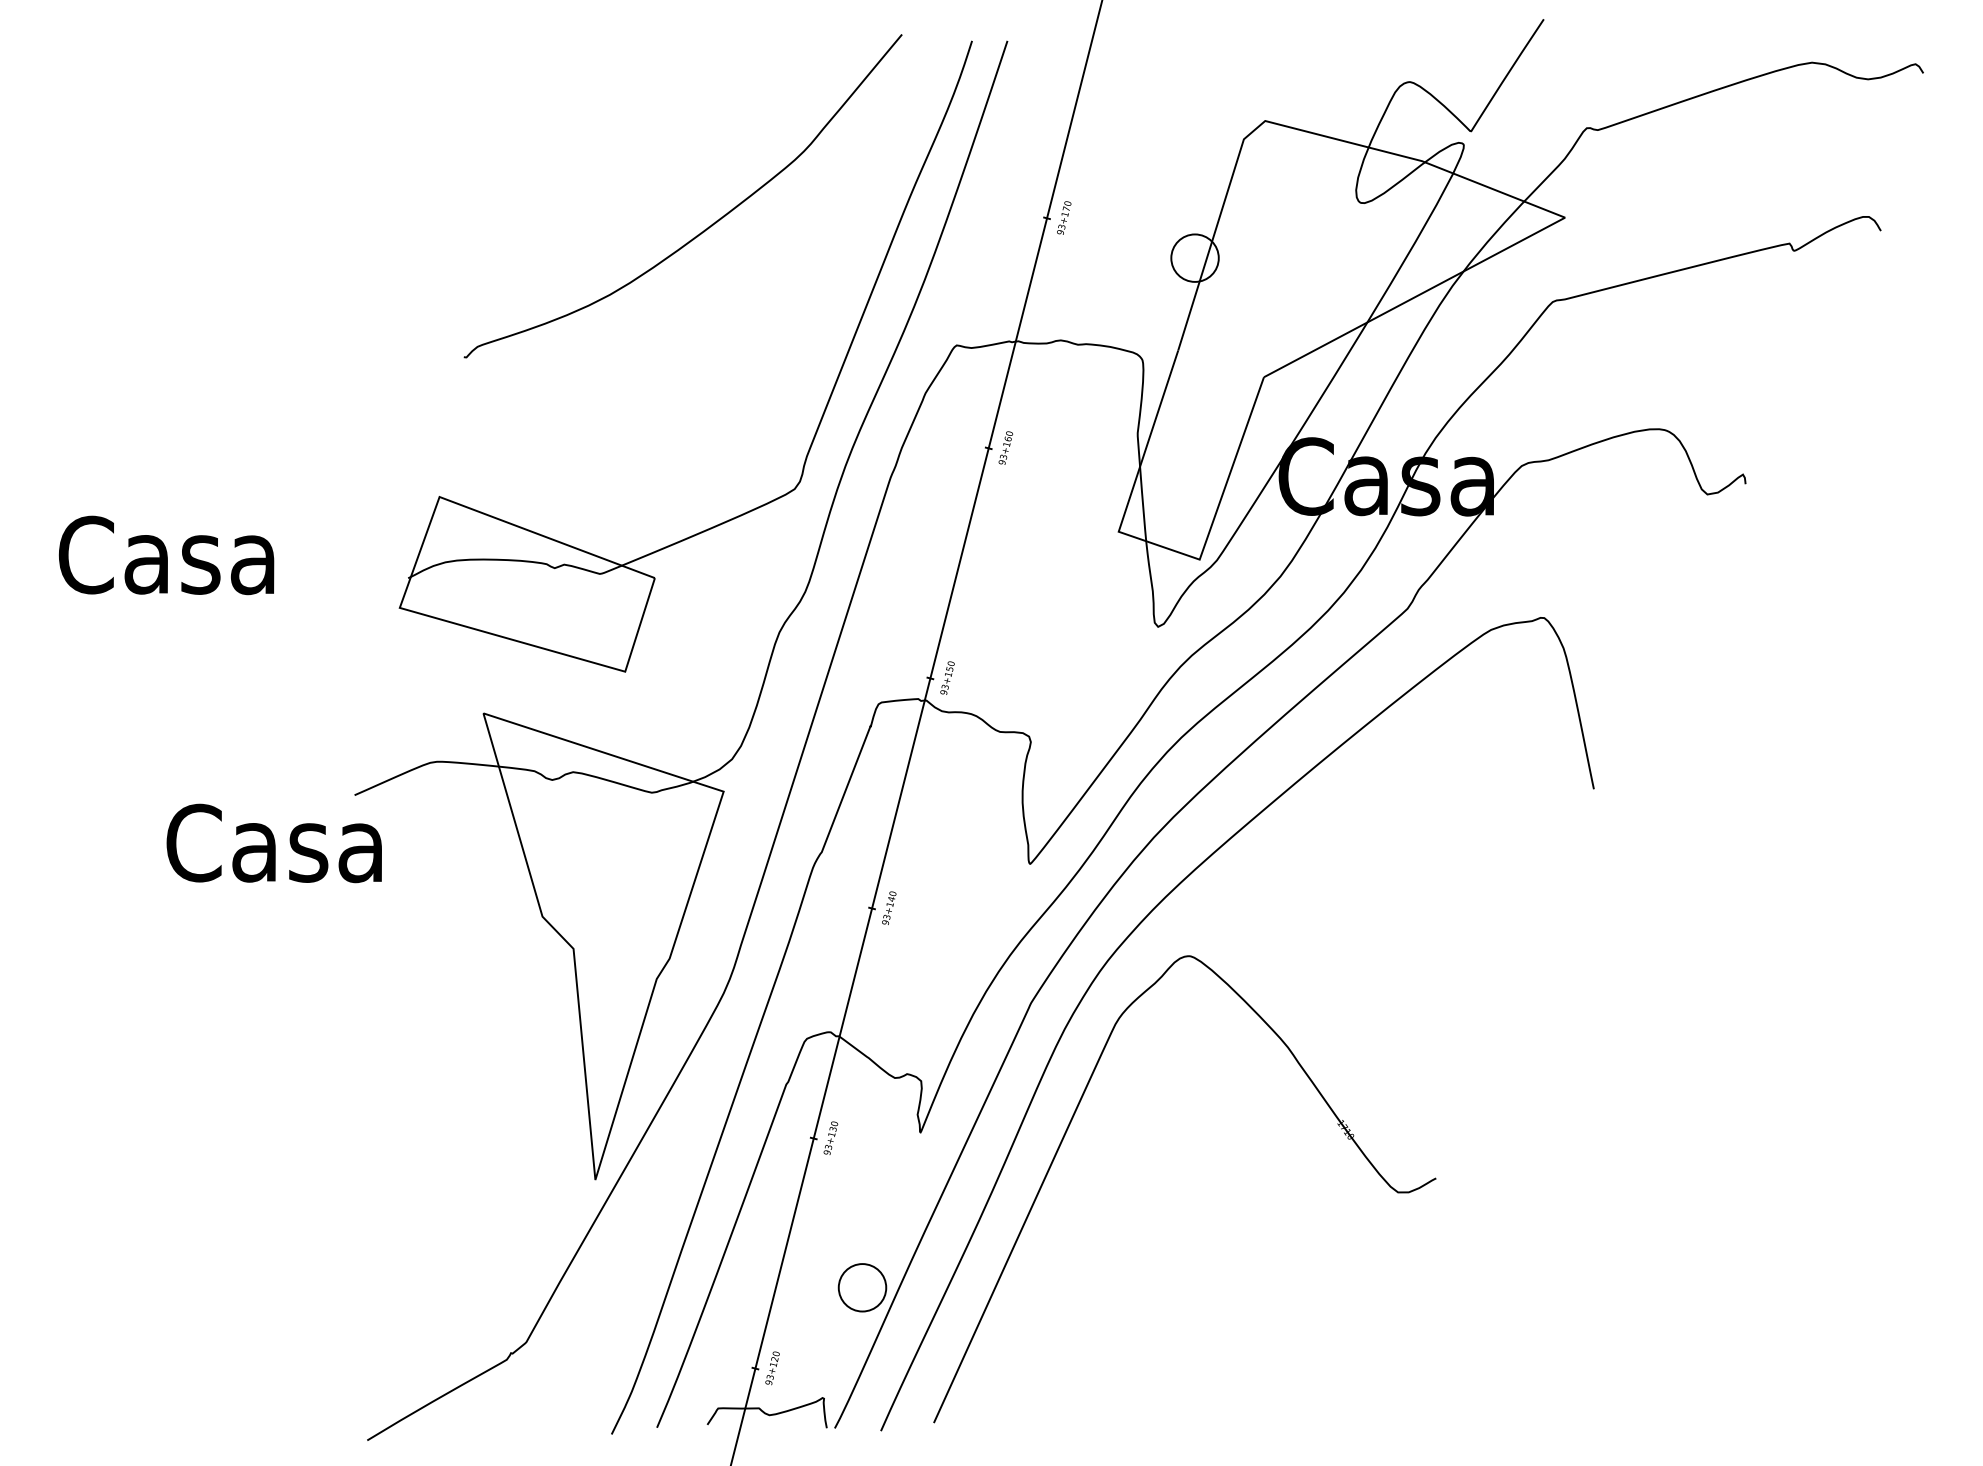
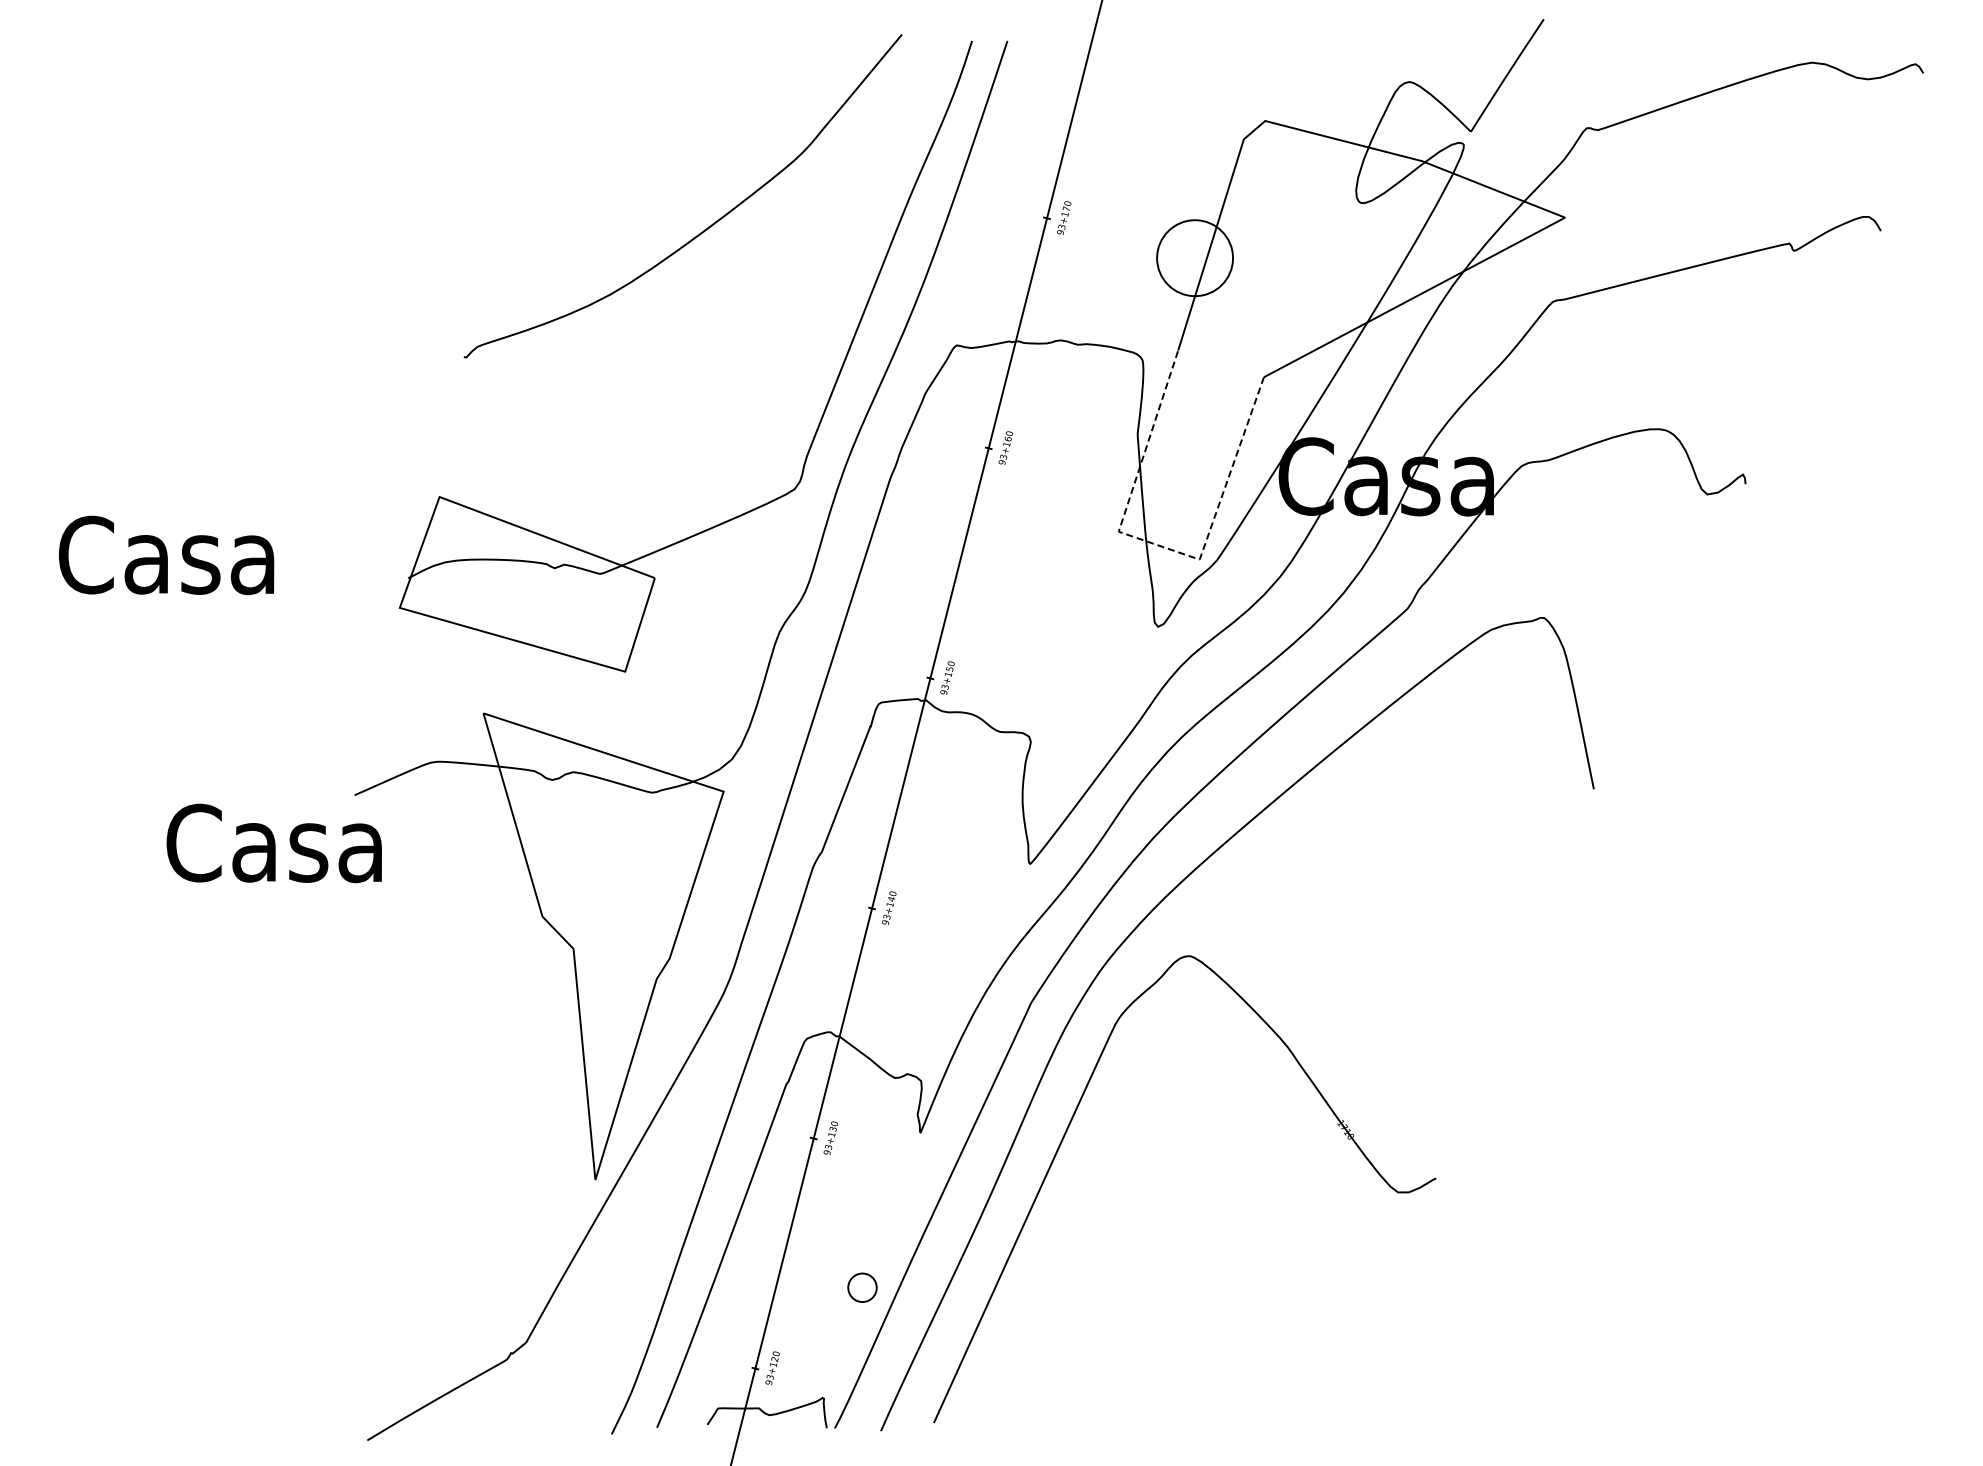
circle diameter: 47 px -> 76 px (1195, 258)
line: solid -> dashed (1160, 546)
circle diameter: 47 px -> 28 px (862, 1287)
